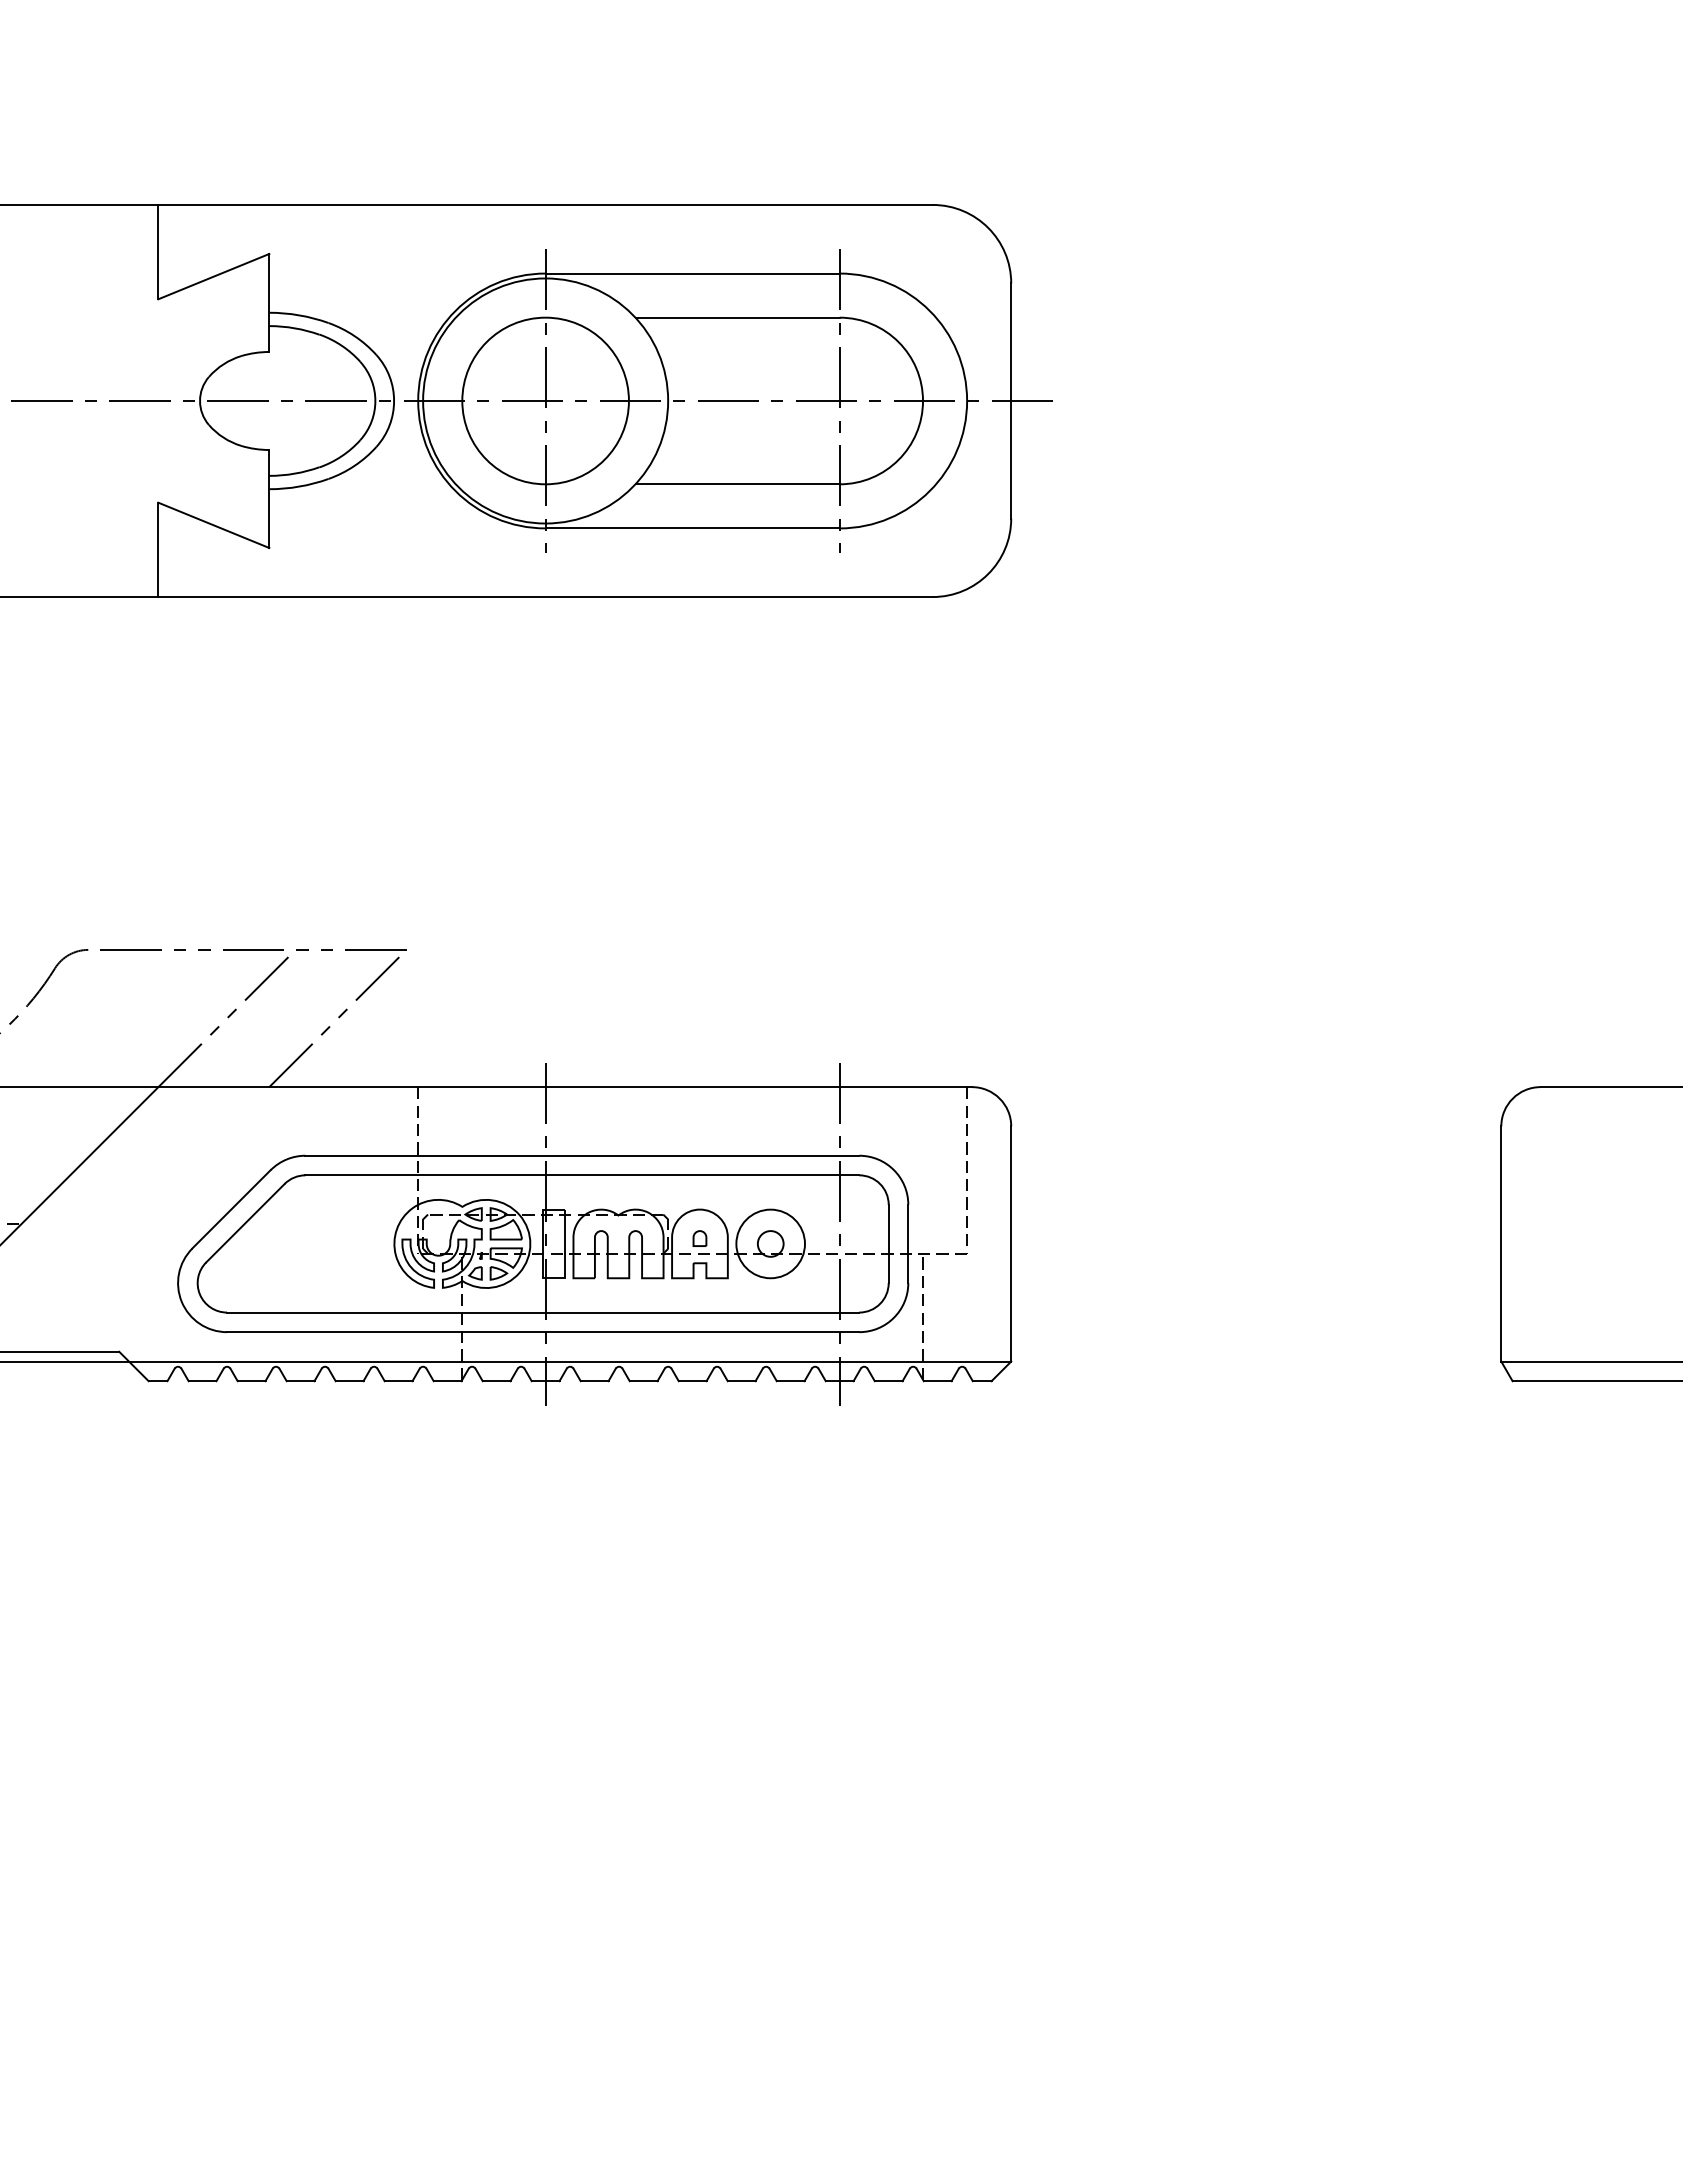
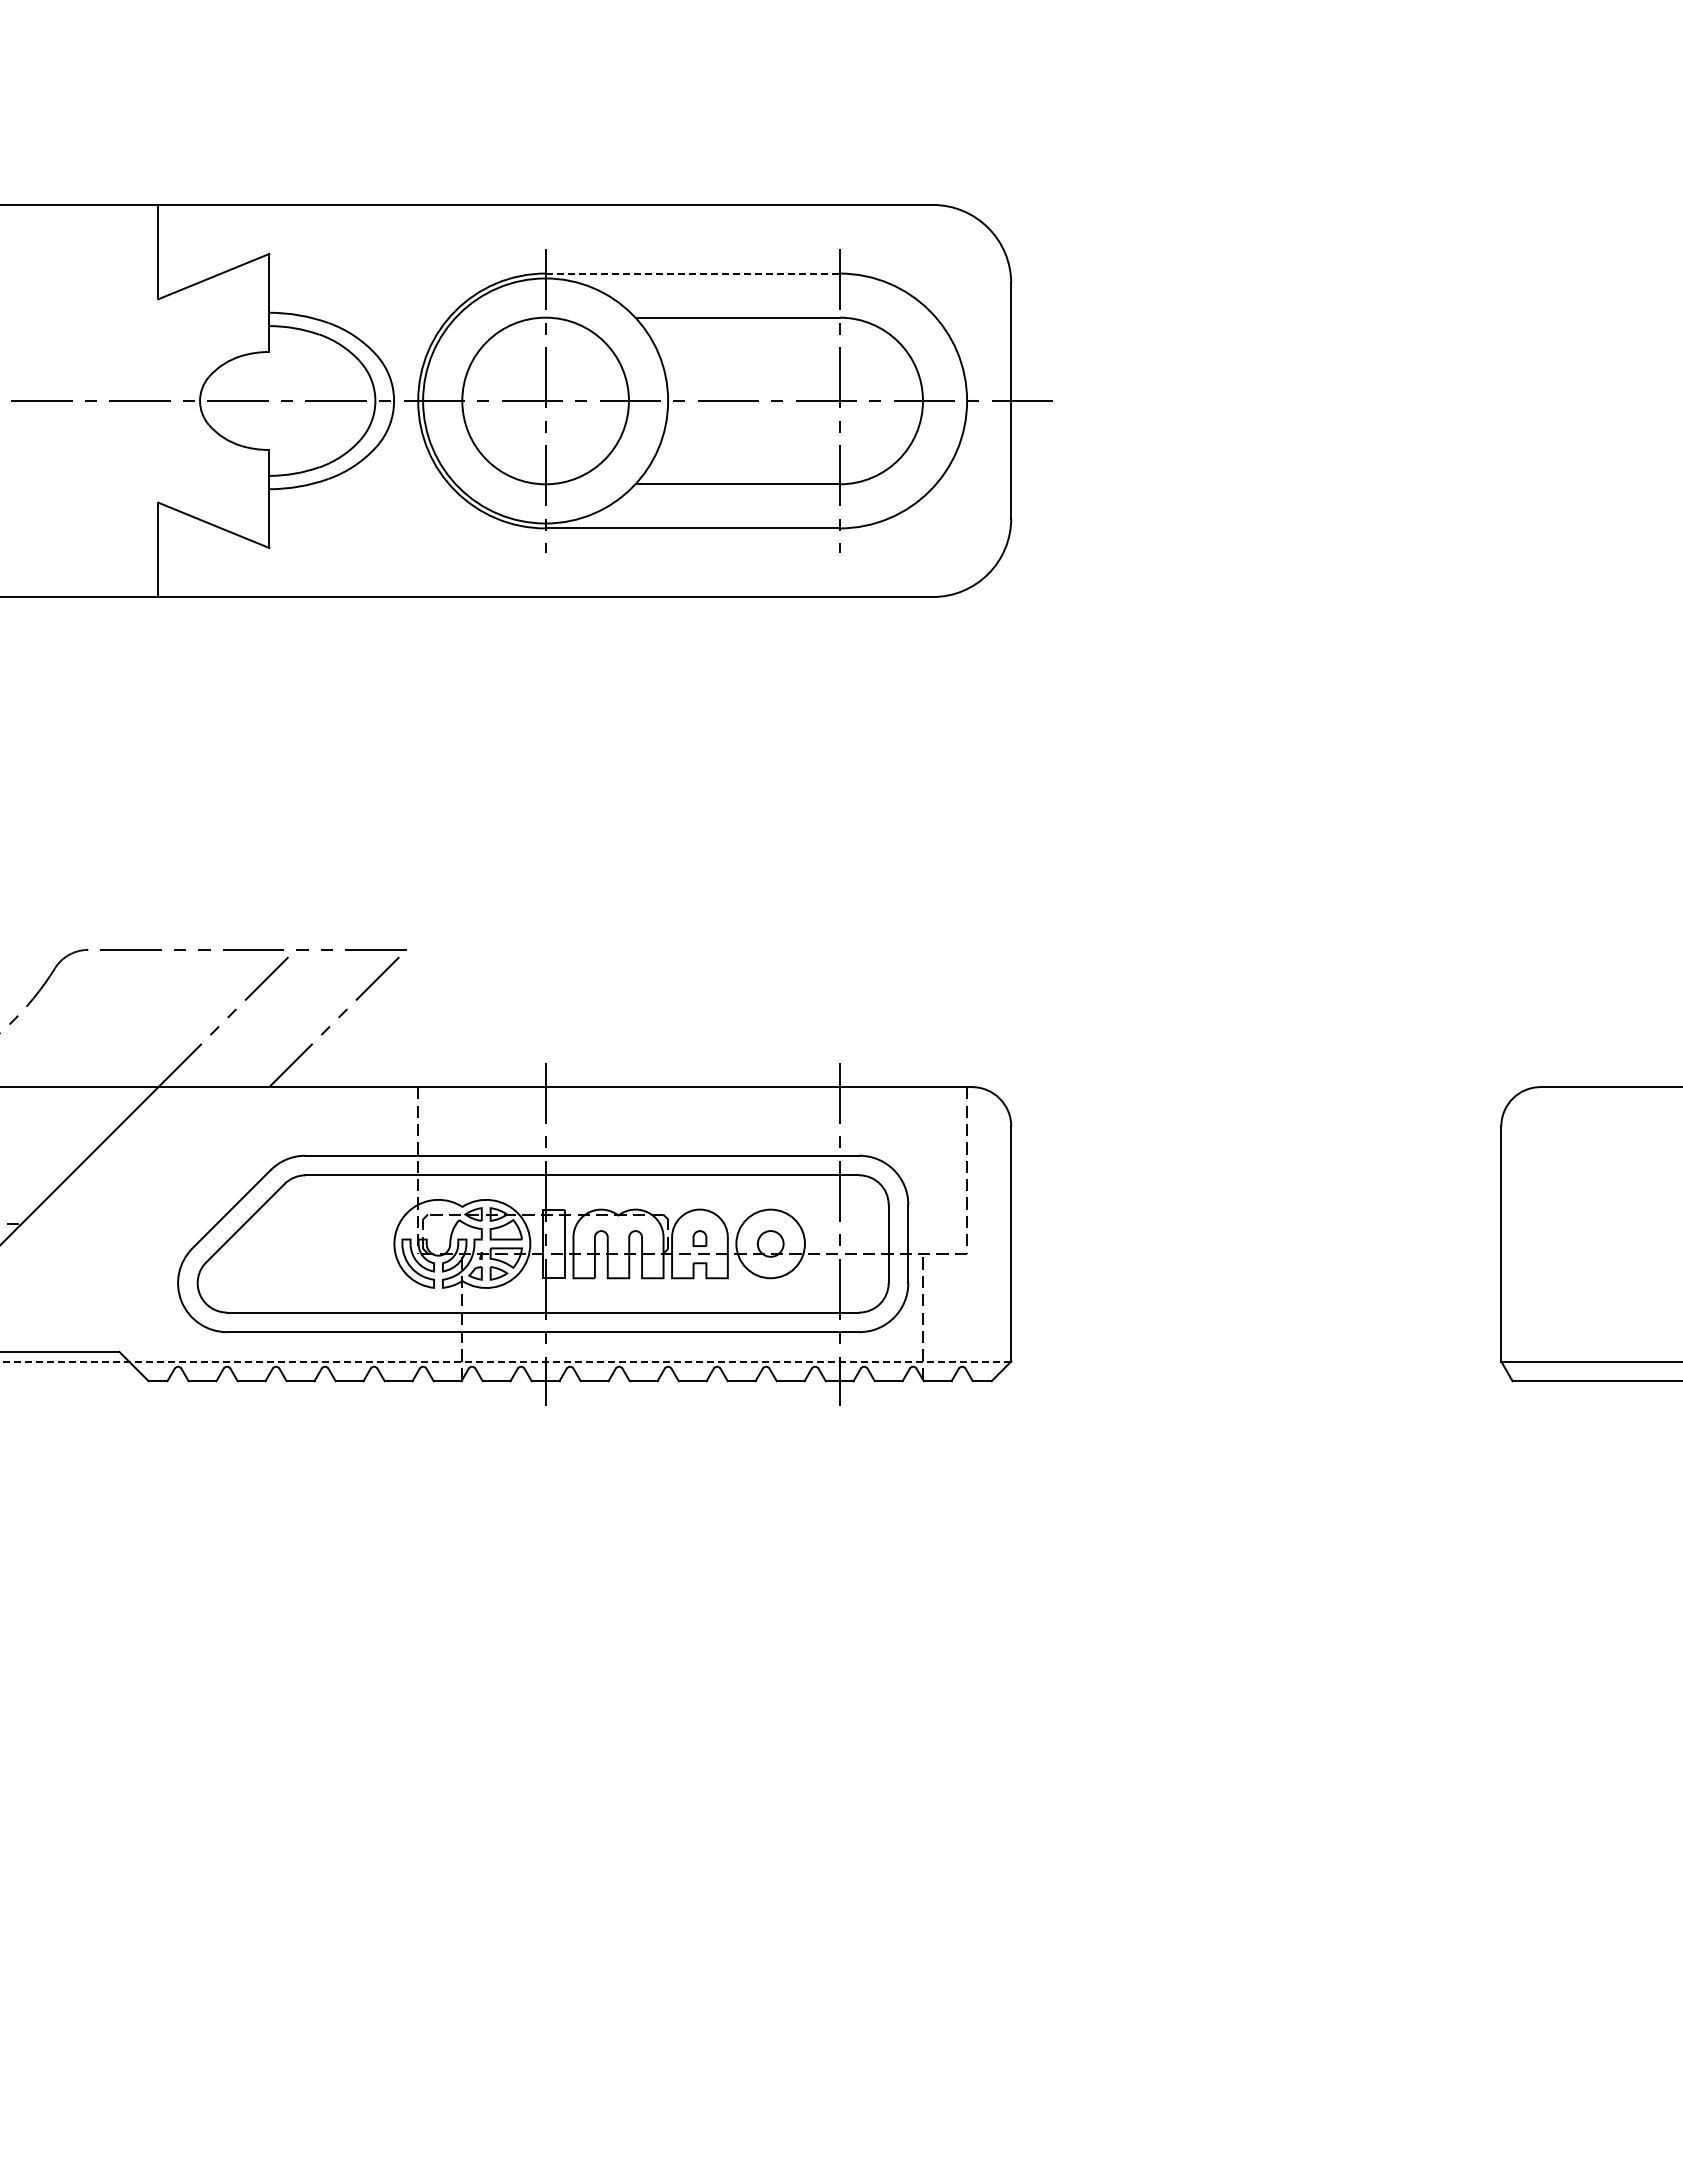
line: solid -> dashed (693, 273)
line: solid -> dashed (506, 1361)
